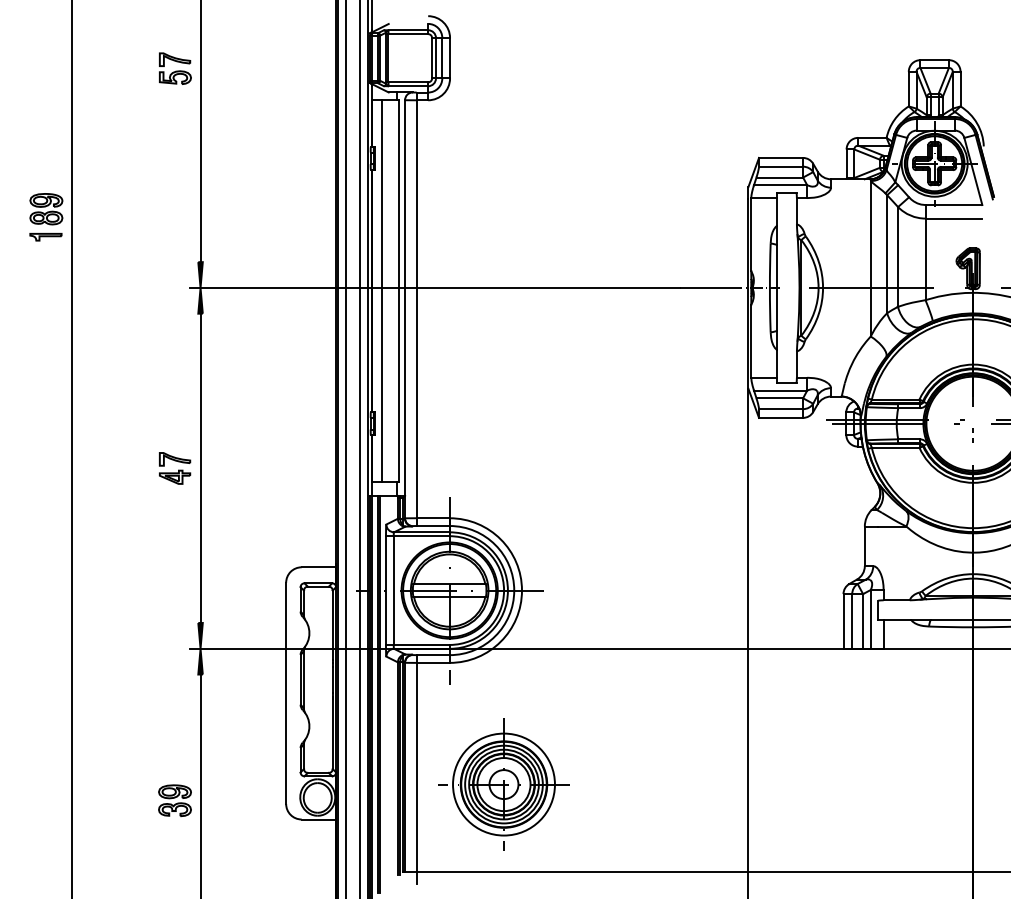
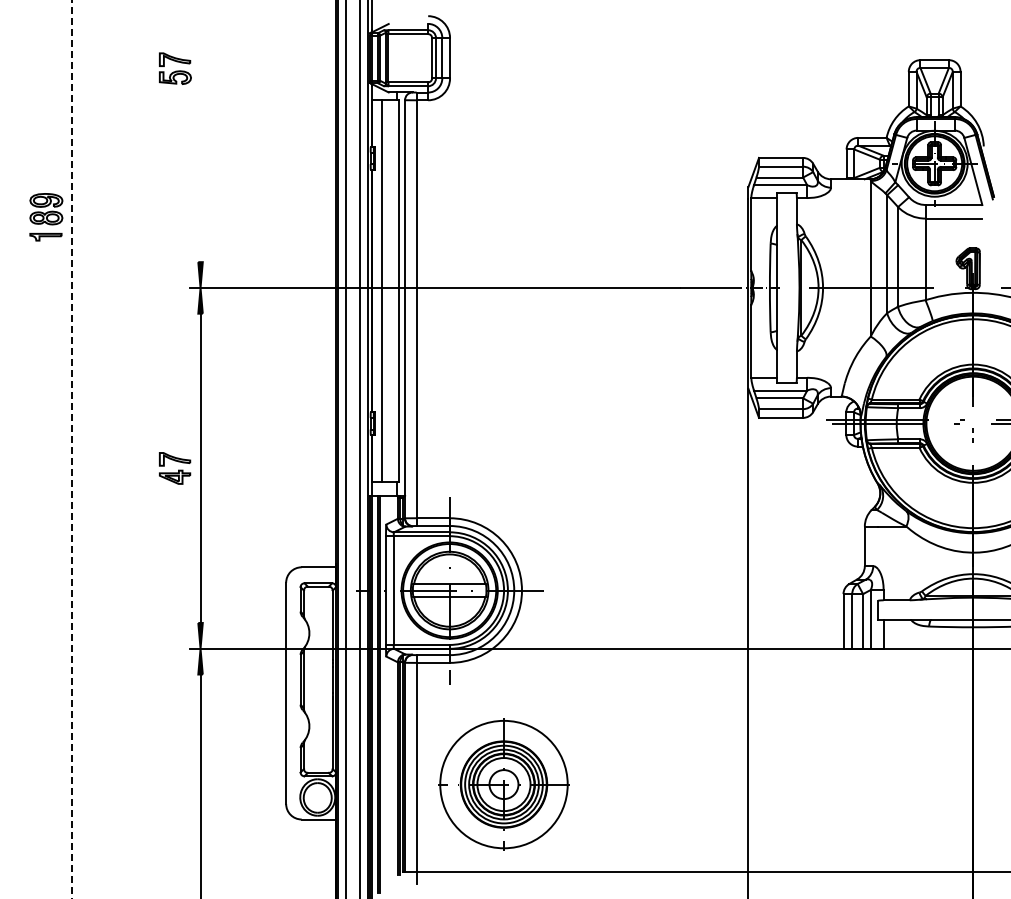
line: present -> none (200, 132)
line: solid -> dashed (71, 448)
circle diameter: 102 px -> 127 px (503, 784)
part: present -> none (174, 800)
